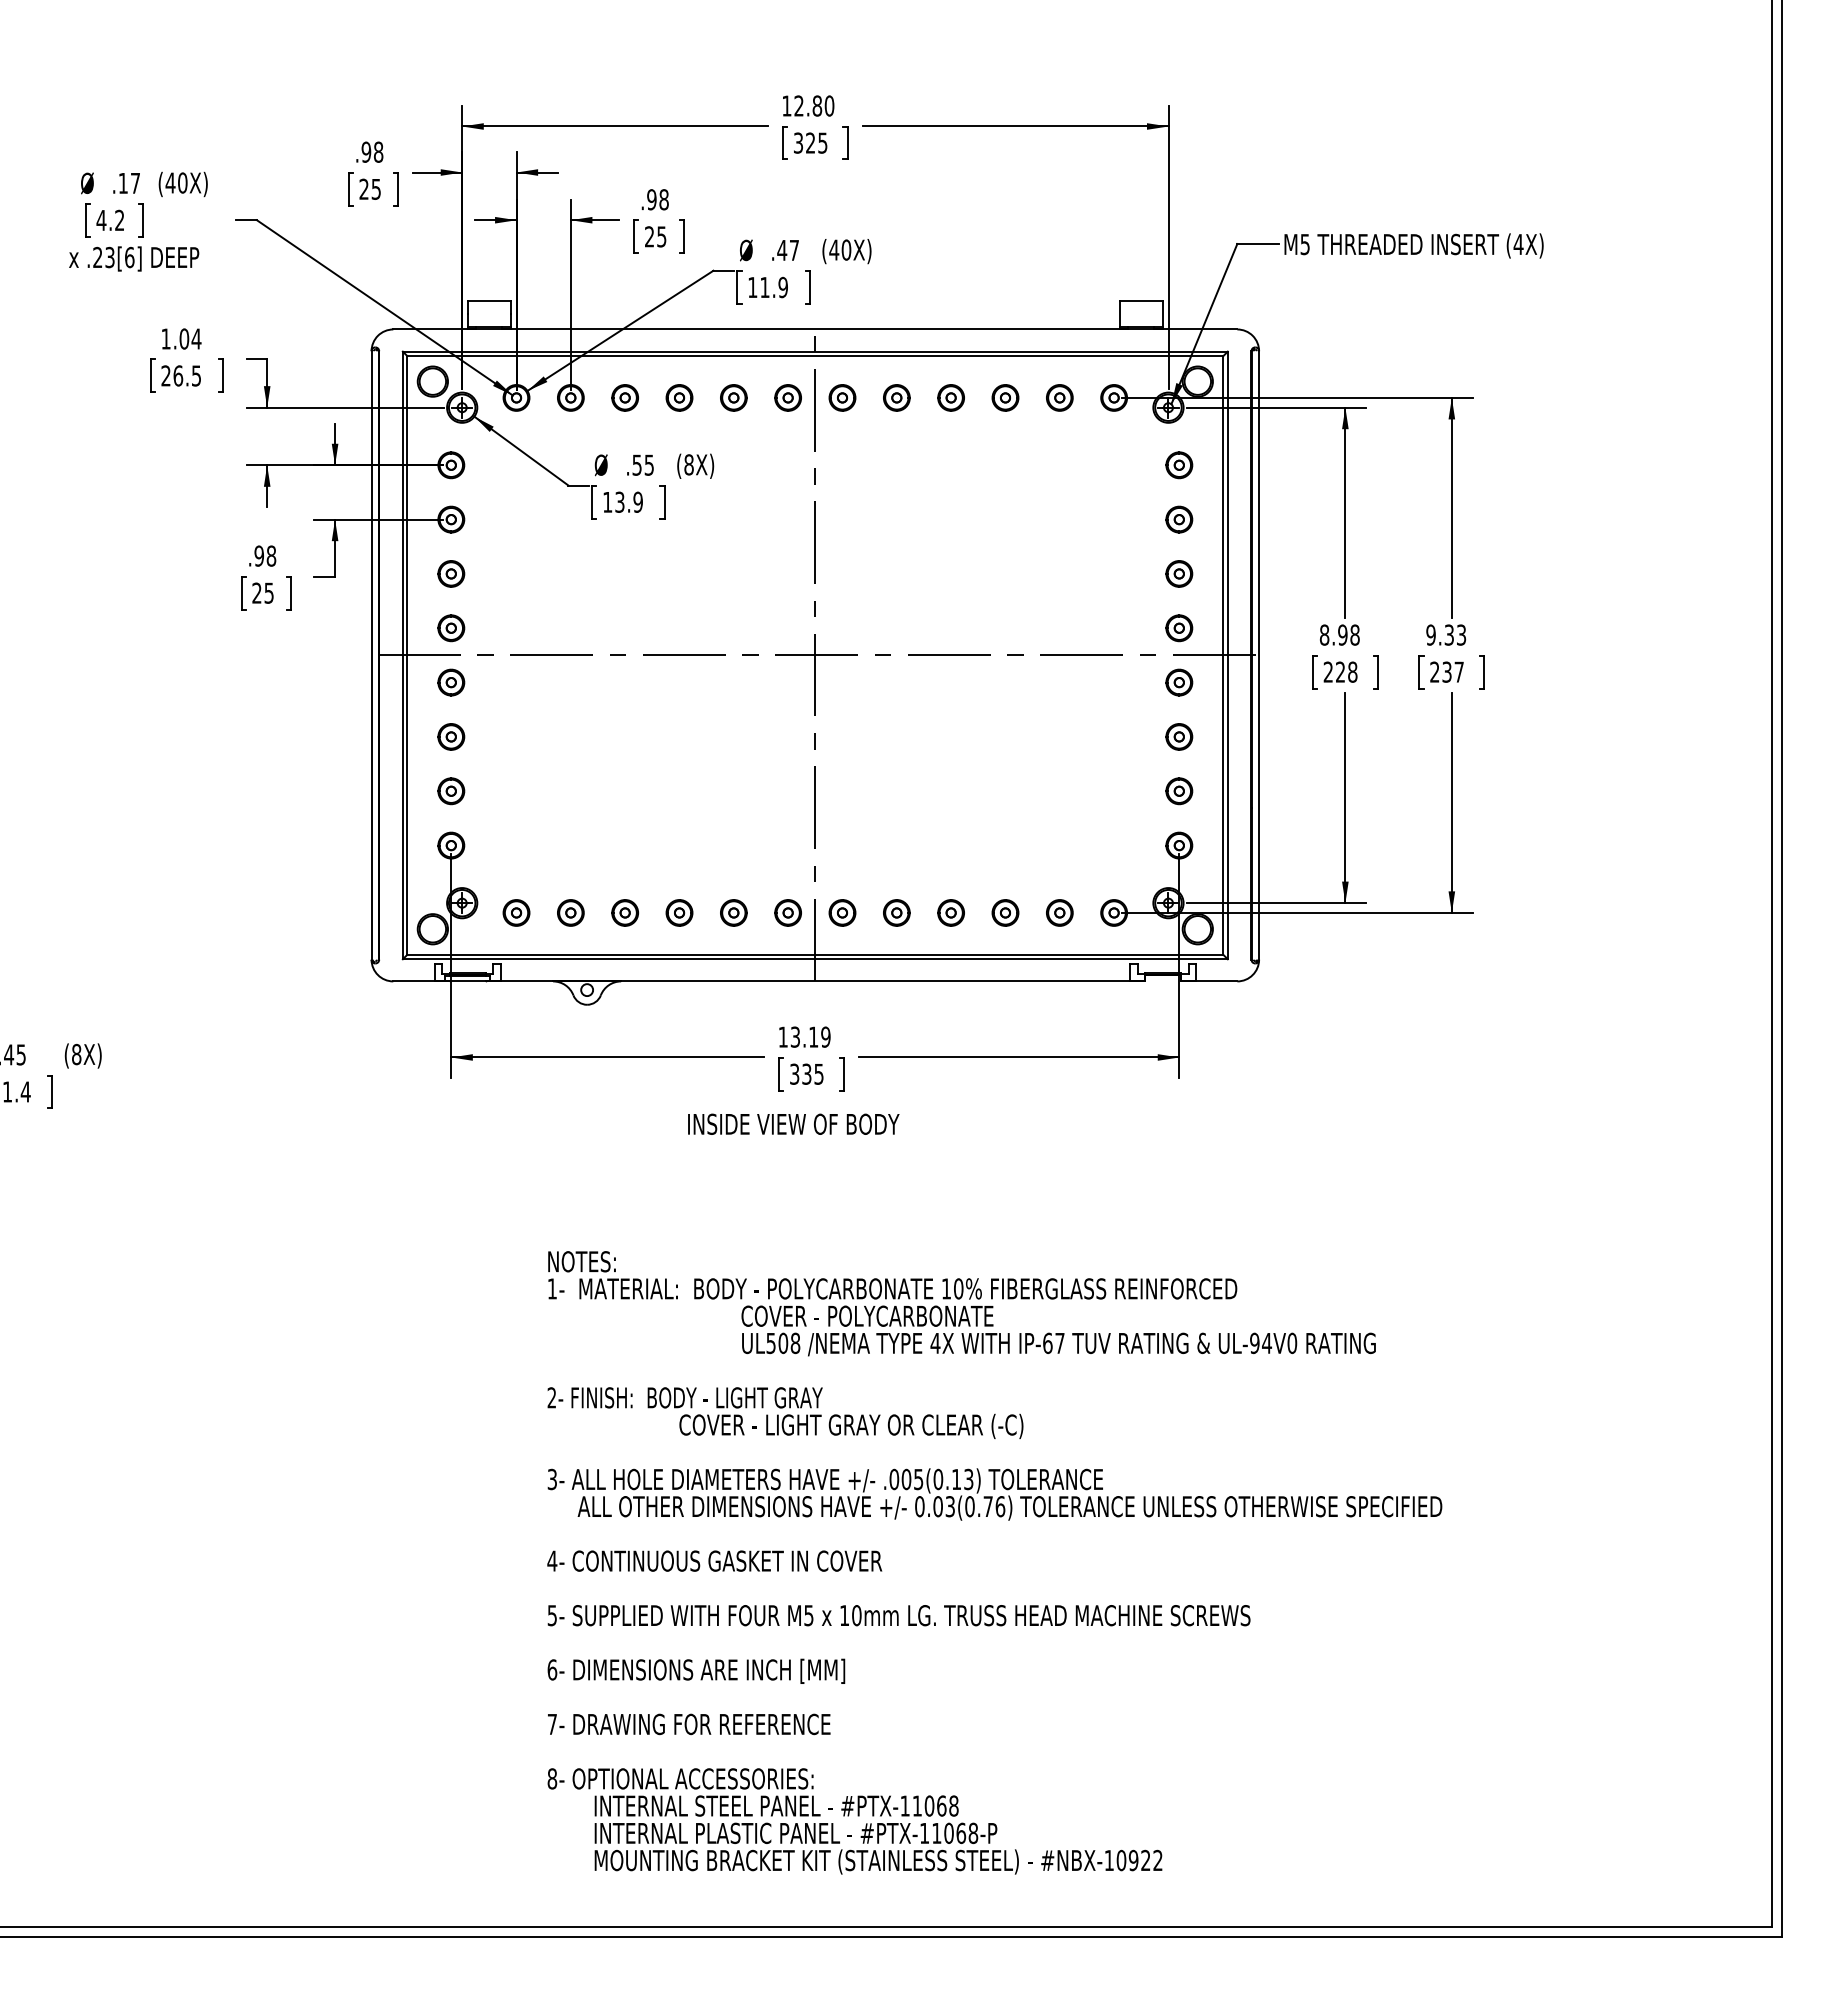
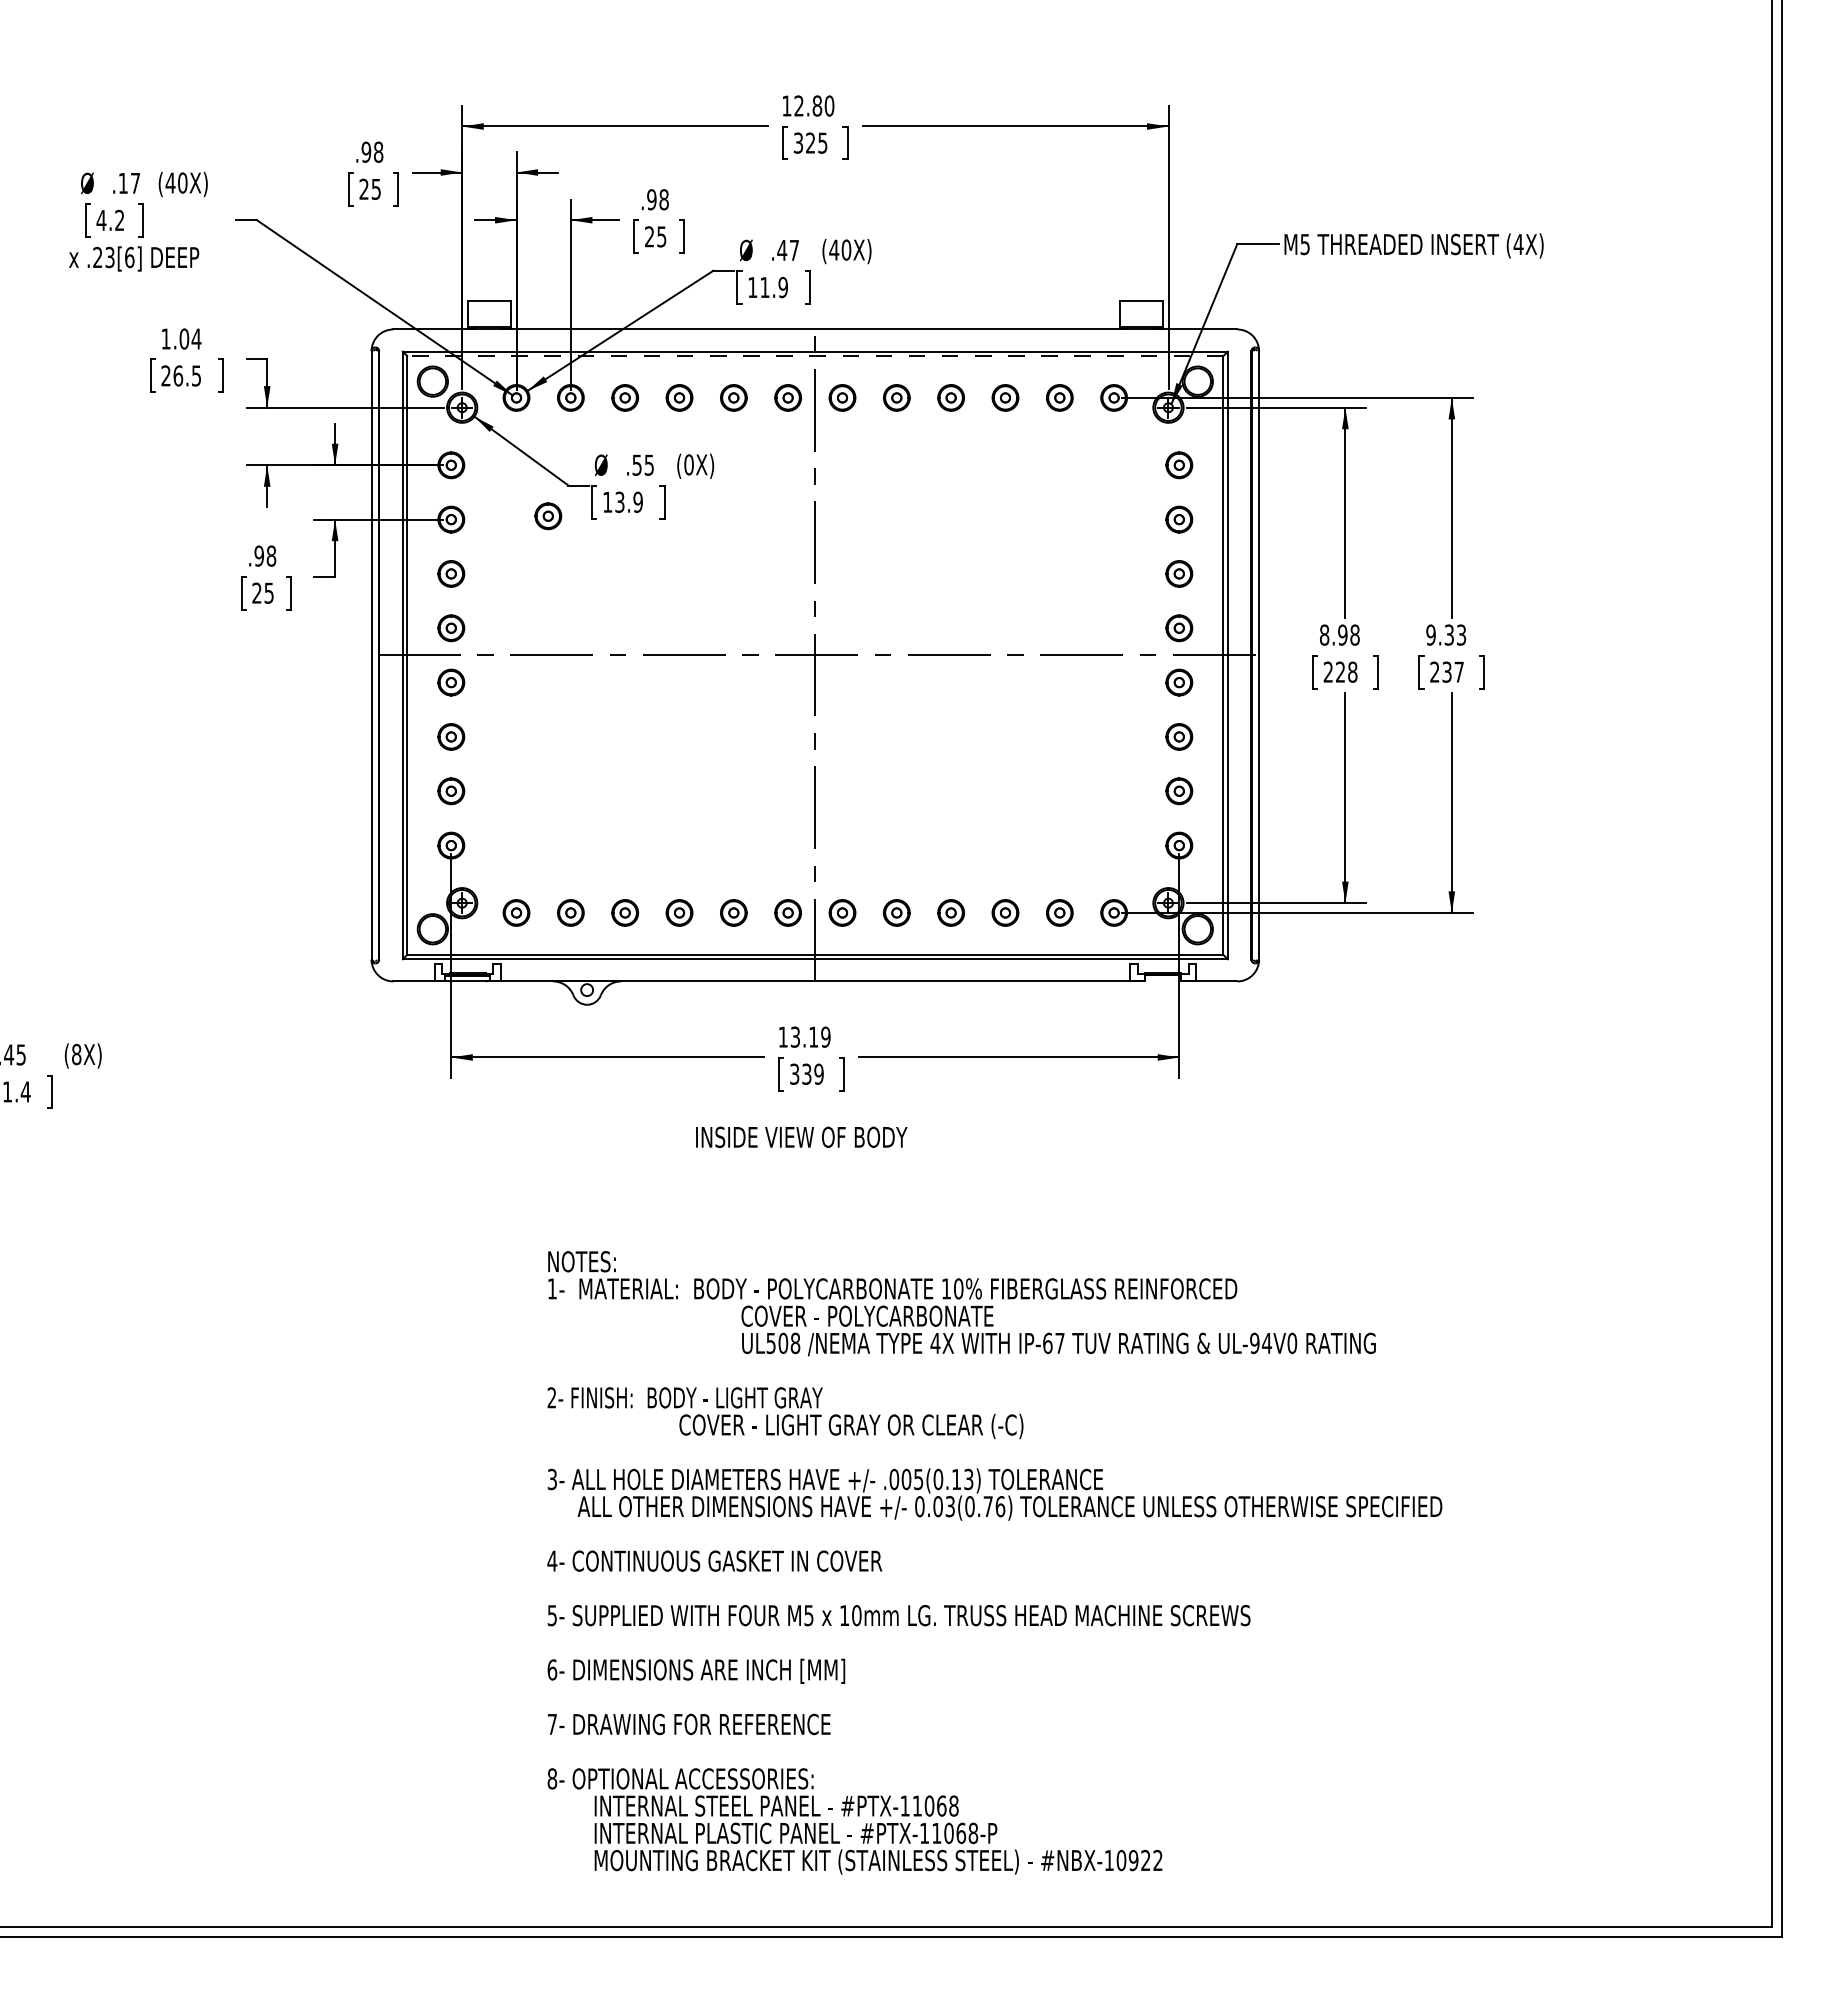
line: solid -> dashed (814, 356)
text: (8X) -> (0X) (688, 464)
part: none -> present (548, 516)
text: 335 -> 339 (818, 1073)
text position: (793, 1123) -> (801, 1136) (801, 1136)
